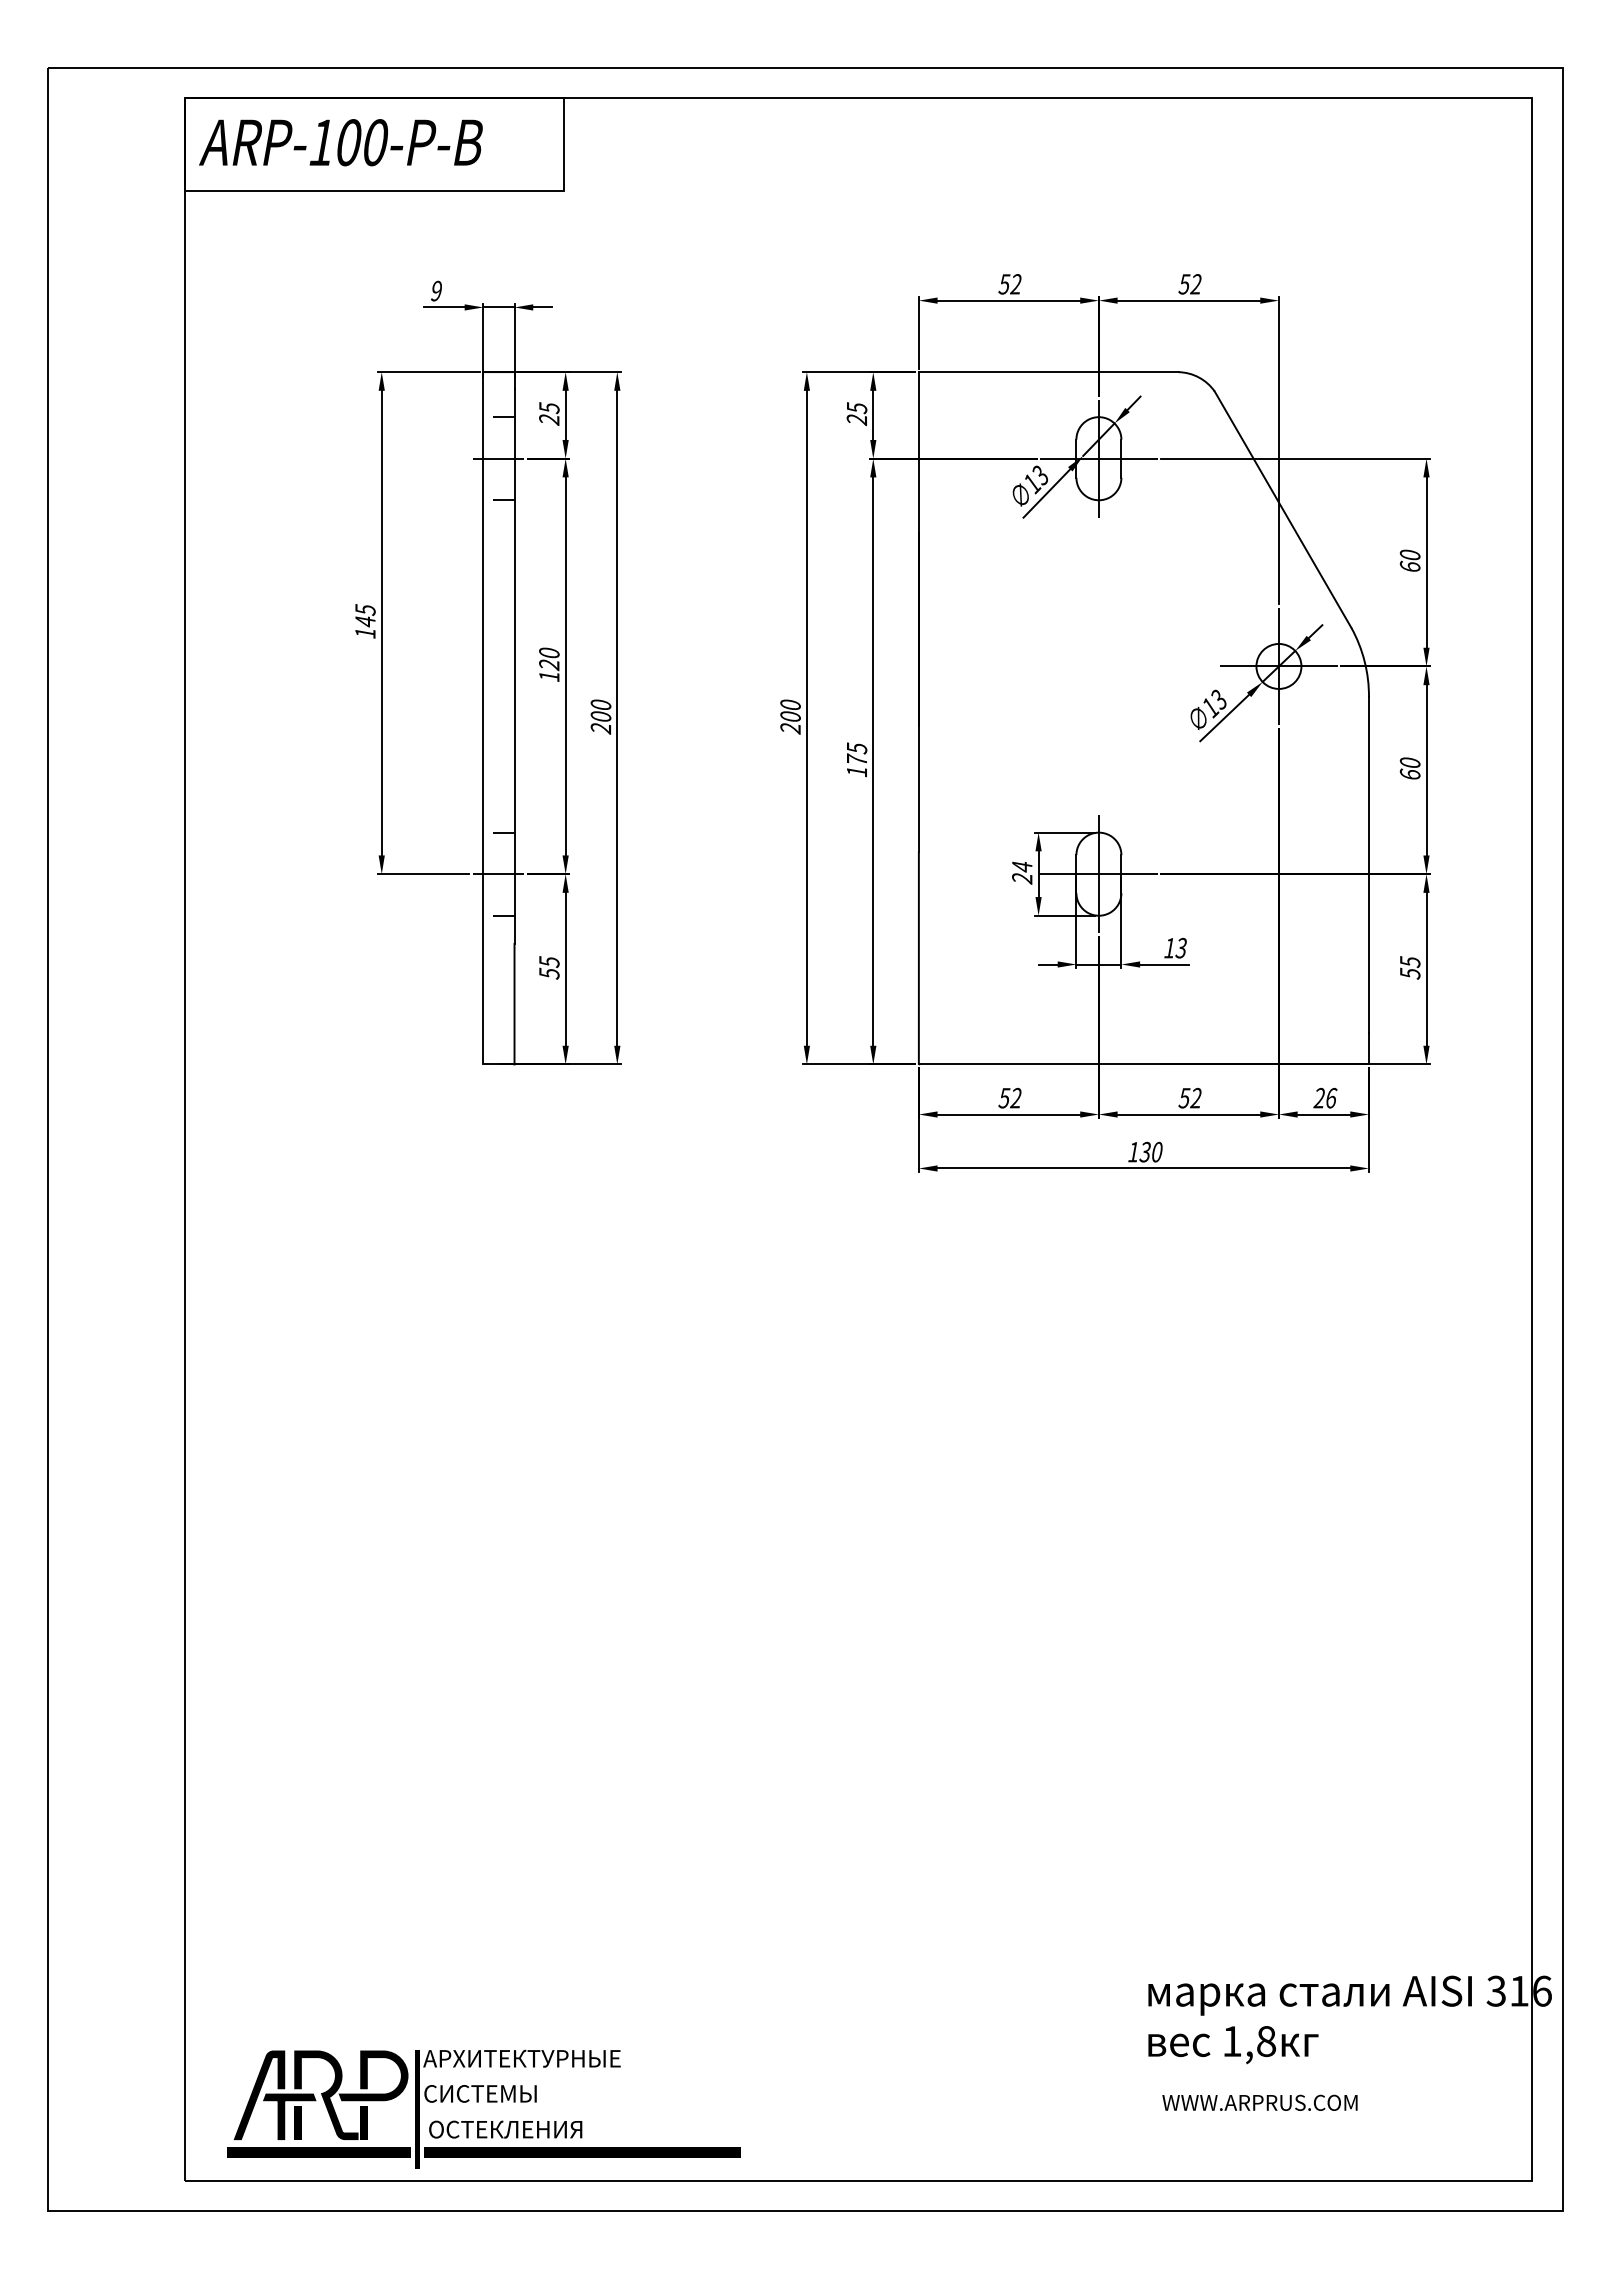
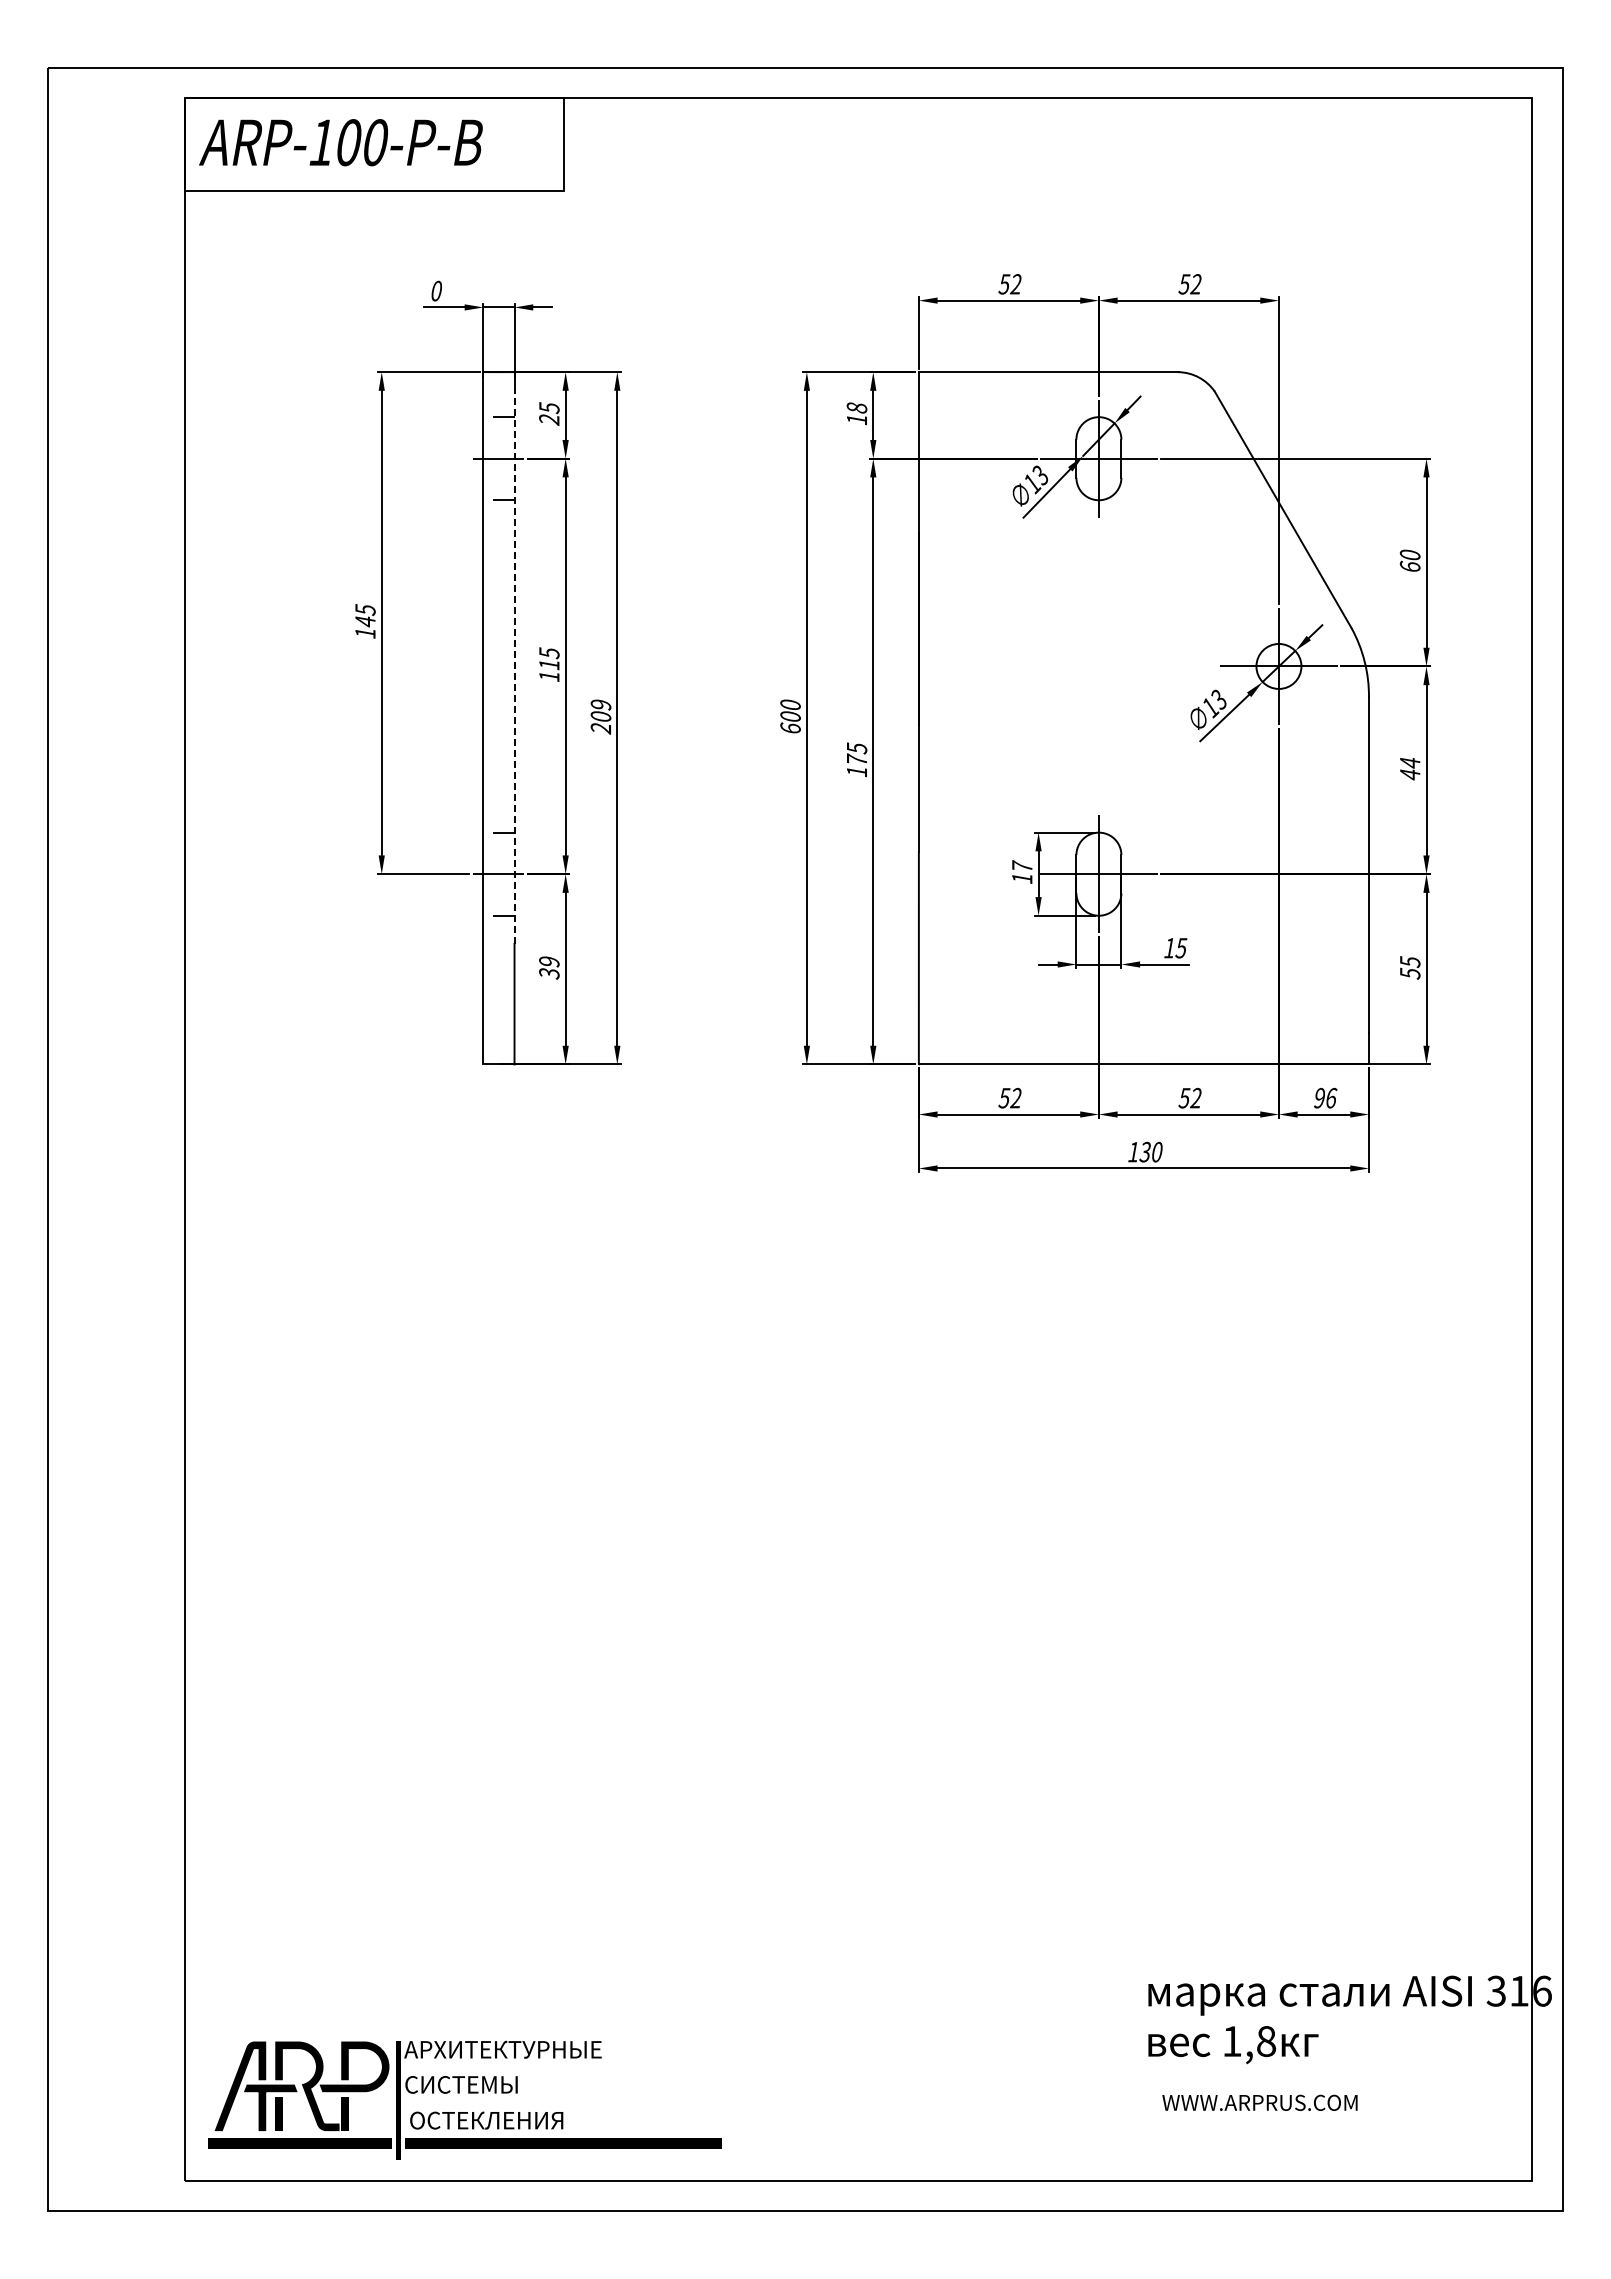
text: 9 -> 0 (436, 291)
text: 25 -> 18 (856, 414)
text: 120 -> 115 (549, 659)
line: solid -> dashed (514, 666)
text: 200 -> 209 (600, 704)
text: 200 -> 600 (790, 728)
text: 60 -> 44 (1409, 768)
text: 24 -> 17 (1022, 872)
text: 13 -> 15 (1182, 947)
text: 55 -> 39 (549, 966)
text: 26 -> 96 (1318, 1098)
text position: (483, 2108) -> (464, 2099) (464, 2099)
